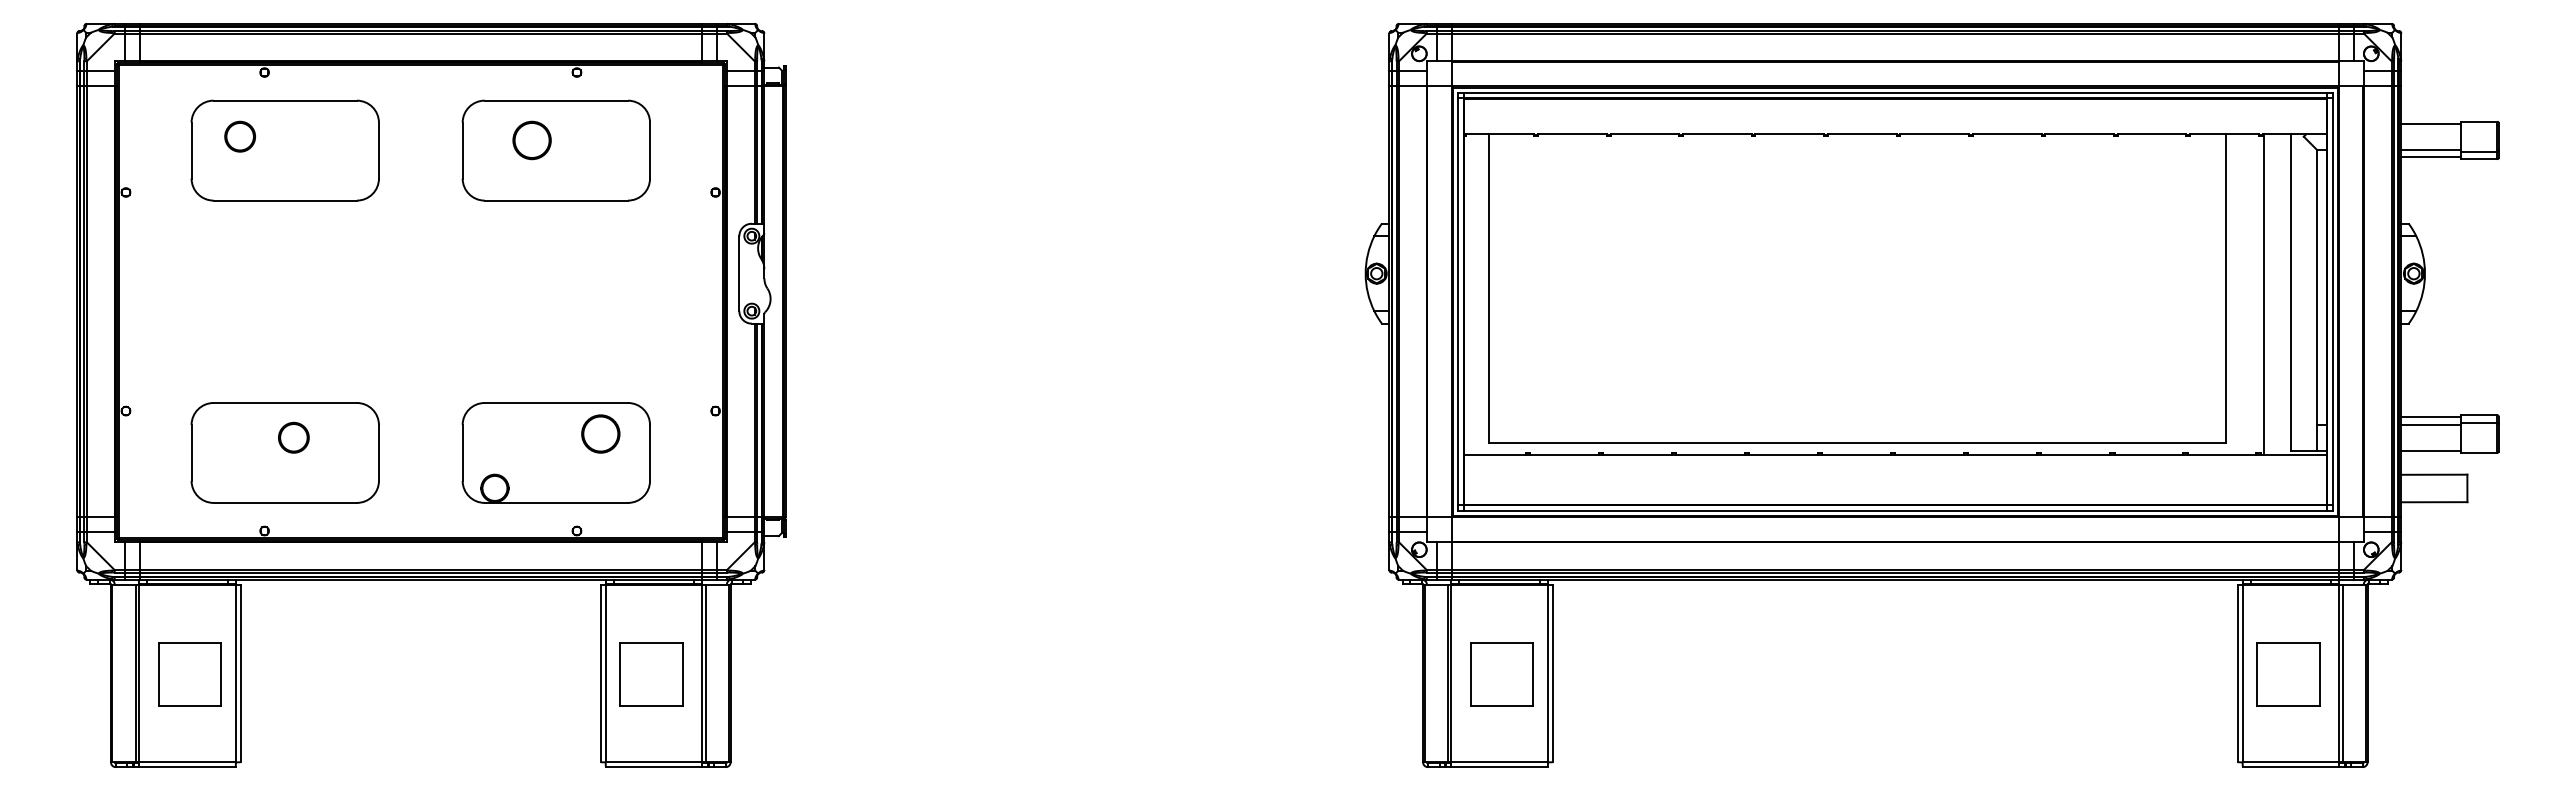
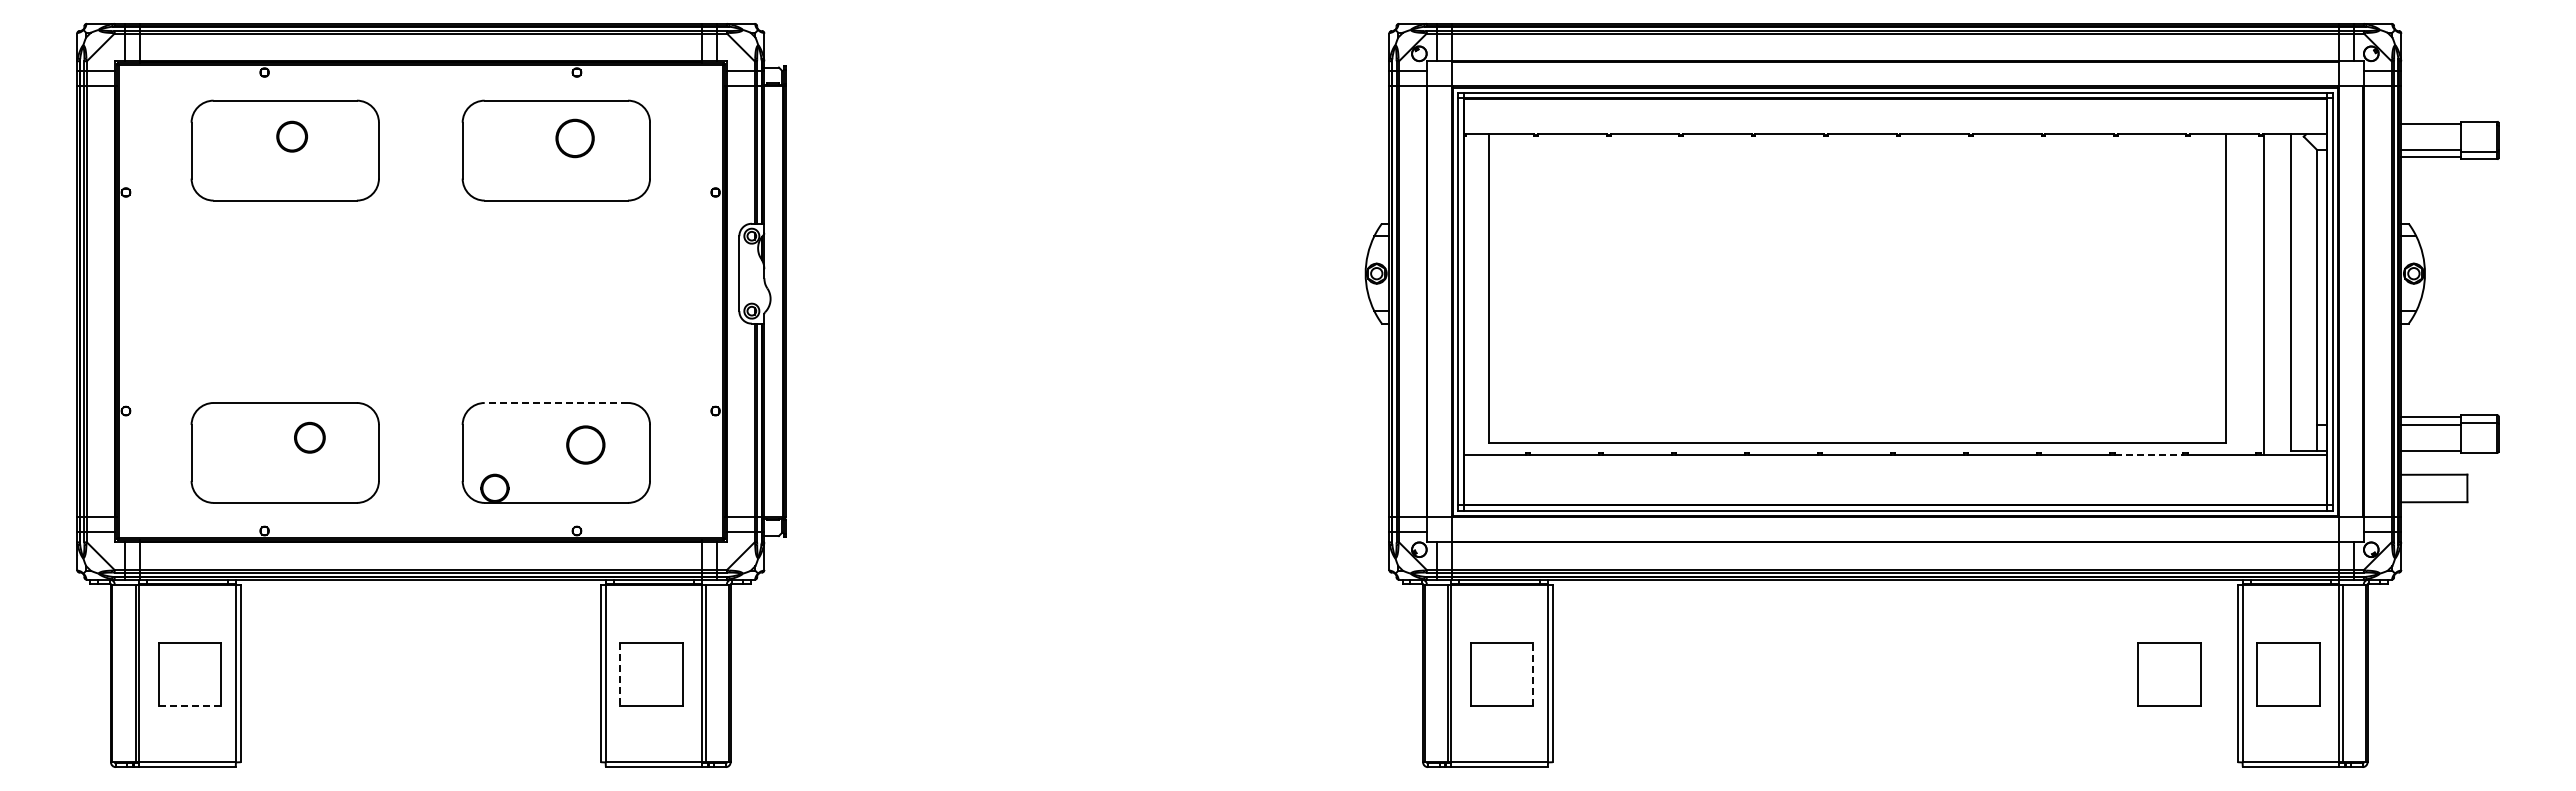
part position: (239, 136) -> (291, 136) (291, 136)
part position: (531, 140) -> (574, 138) (574, 138)
line: solid -> dashed (556, 402)
circle position: (600, 433) -> (585, 444) (585, 444)
part position: (293, 437) -> (309, 437) (309, 437)
line: solid -> dashed (2149, 455)
line: solid -> dashed (1533, 674)
part: none -> present (2169, 674)
line: solid -> dashed (620, 675)
line: solid -> dashed (190, 705)
